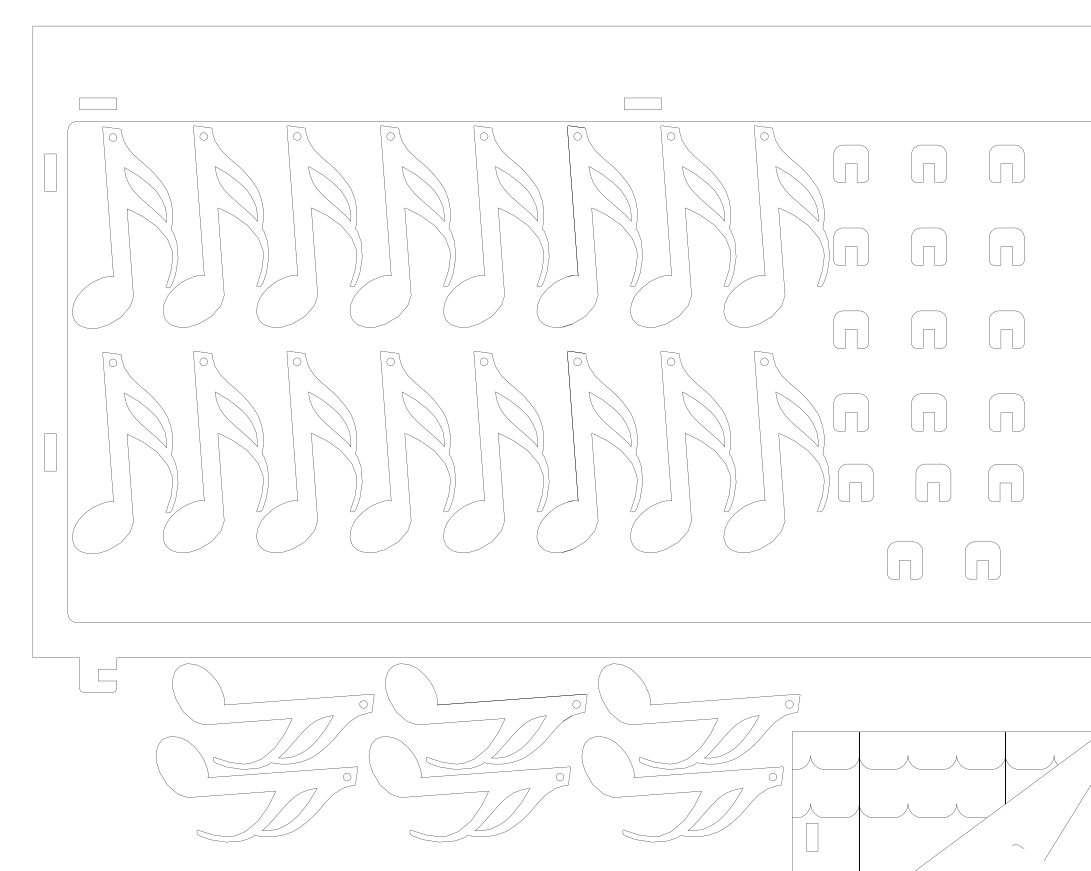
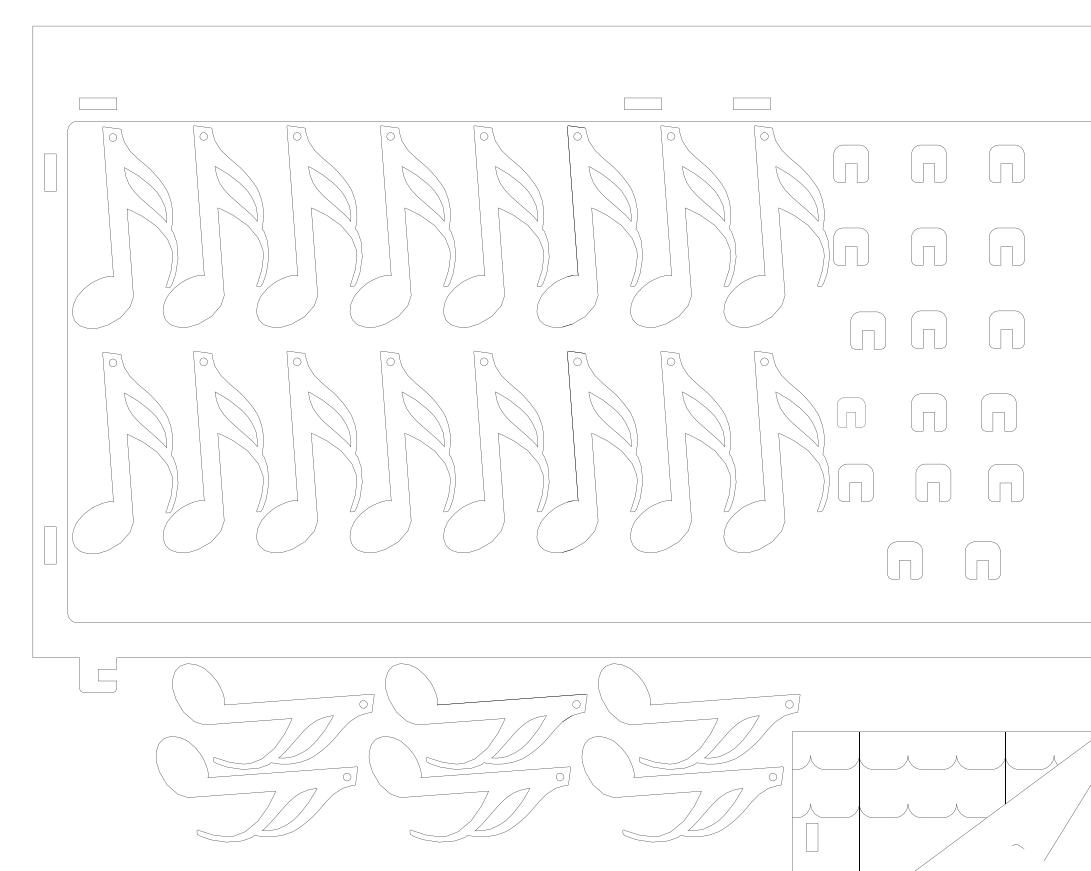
part: none -> present (751, 103)
part position: (850, 329) -> (867, 330) (867, 330)
part size: 36x39 px -> 29x31 px (851, 412)
curve position: (1006, 412) -> (998, 412) (998, 412)
part position: (50, 452) -> (50, 545) (50, 545)
